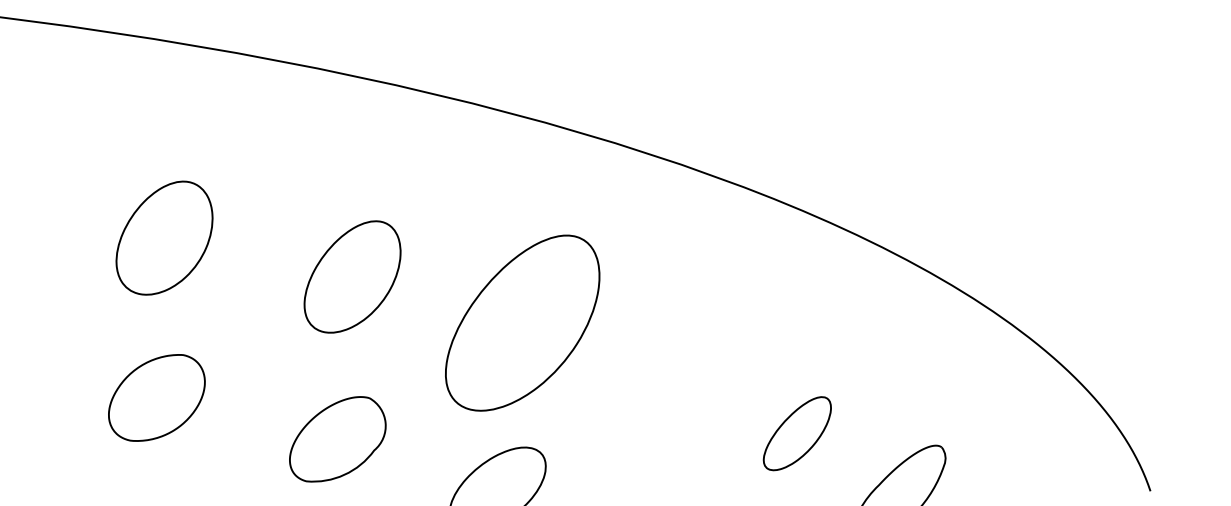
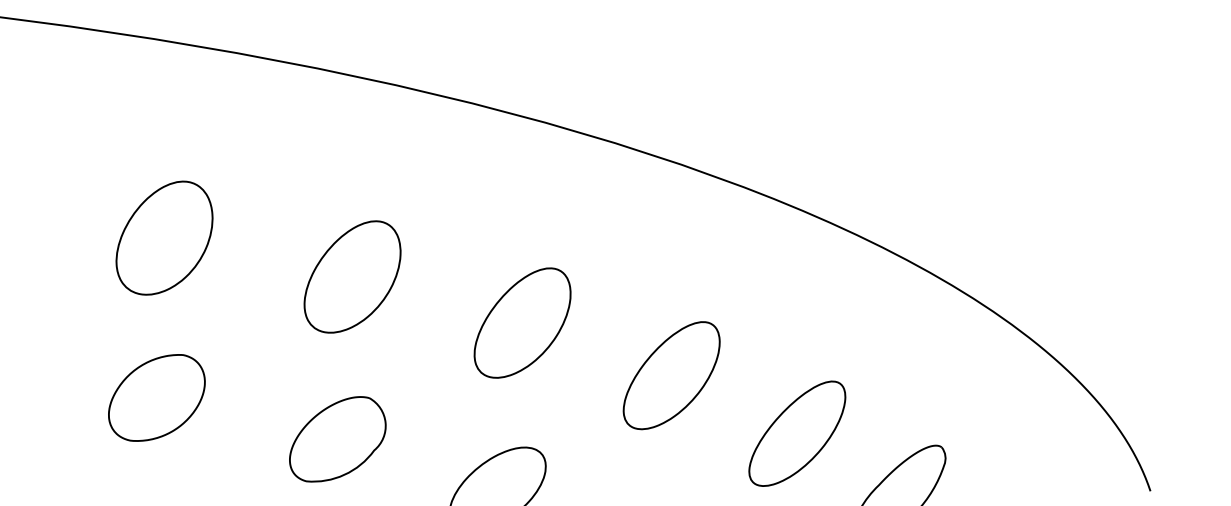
part size: 156x178 px -> 99x112 px (522, 322)
part: none -> present (671, 375)
part size: 70x76 px -> 99x107 px (797, 433)
